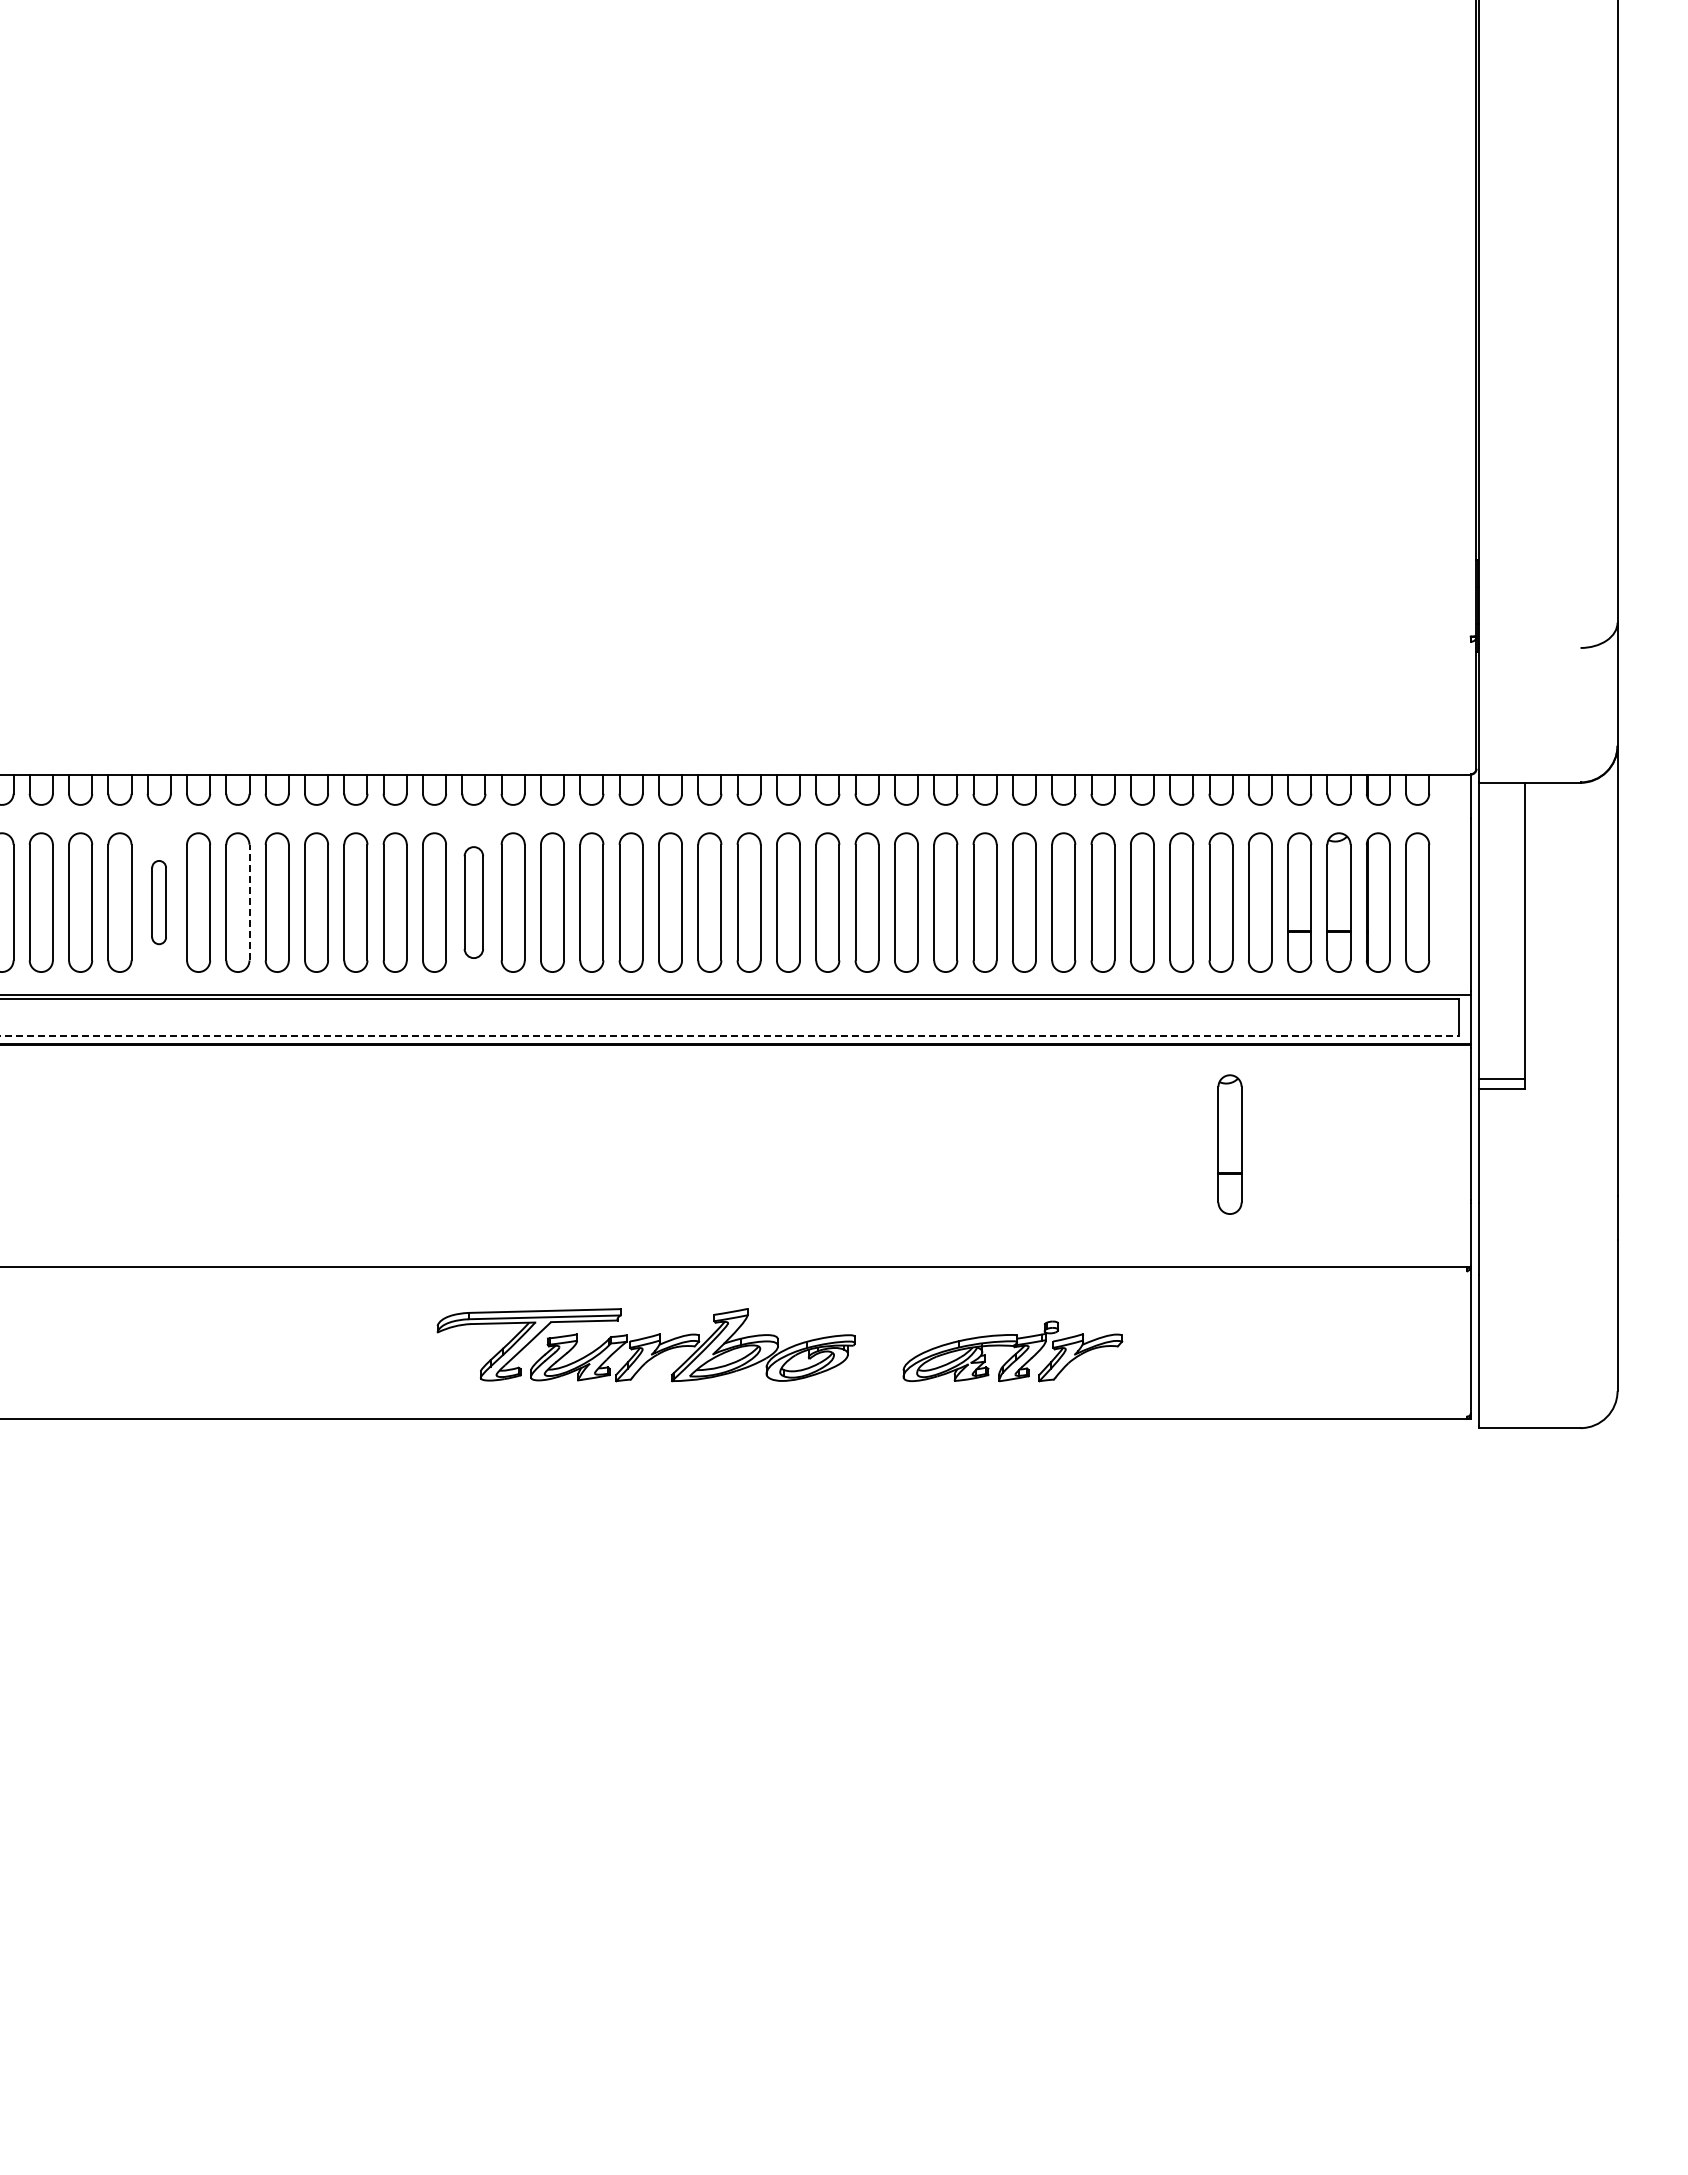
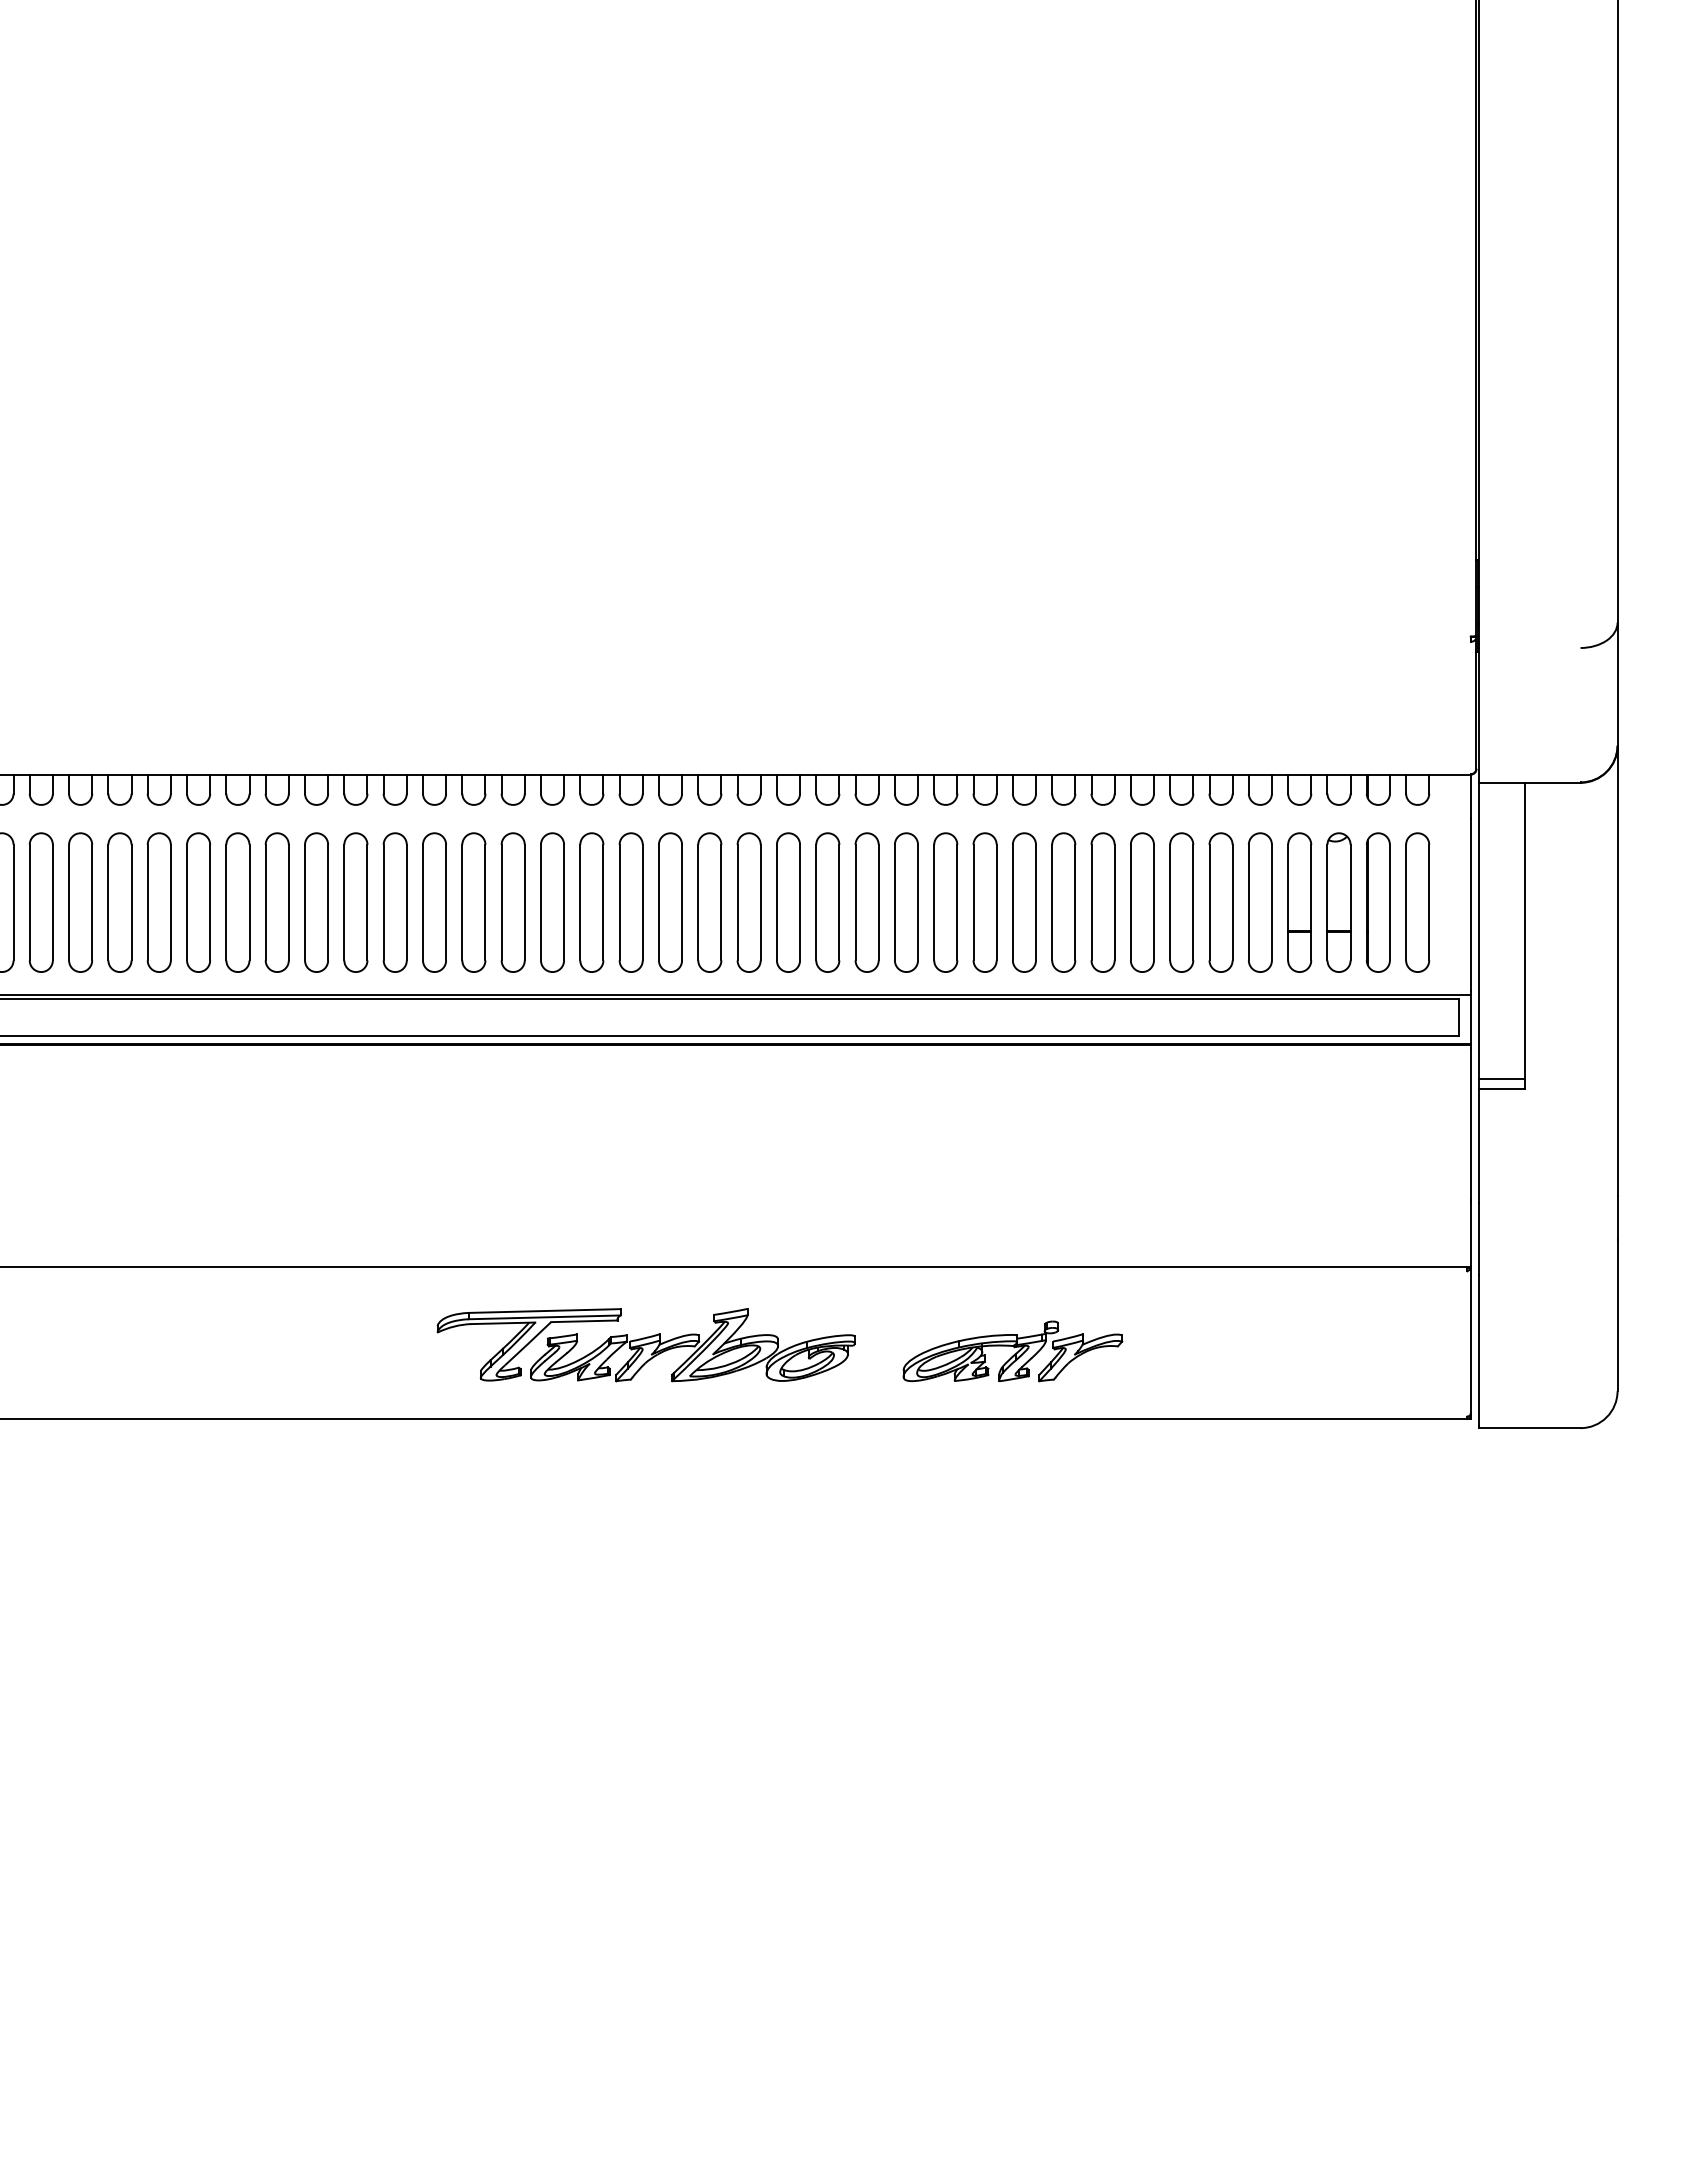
part size: 16x86 px -> 26x141 px (158, 902)
line: dashed -> solid (249, 902)
part size: 21x113 px -> 26x141 px (473, 902)
line: dashed -> solid (730, 1036)
part: present -> none (1229, 1144)
